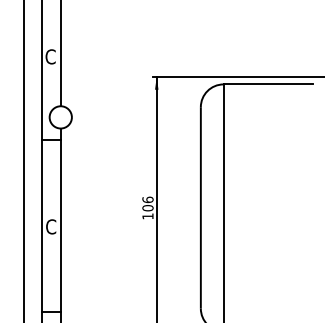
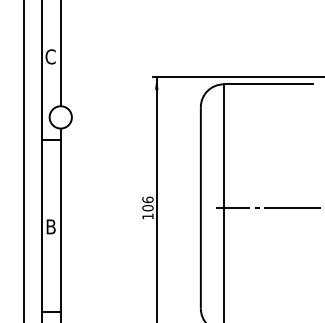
line: none -> present (268, 207)
text: C -> B (51, 226)
